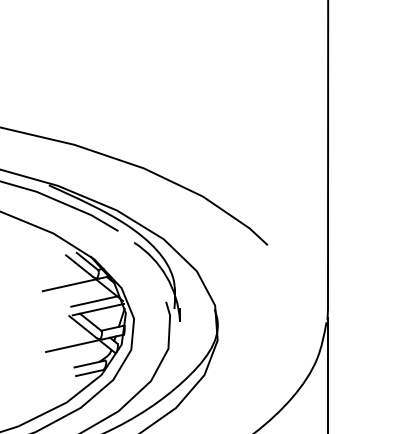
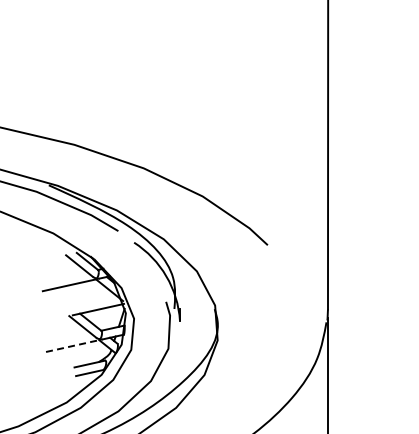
line: present -> none (94, 301)
line: solid -> dashed (73, 345)
